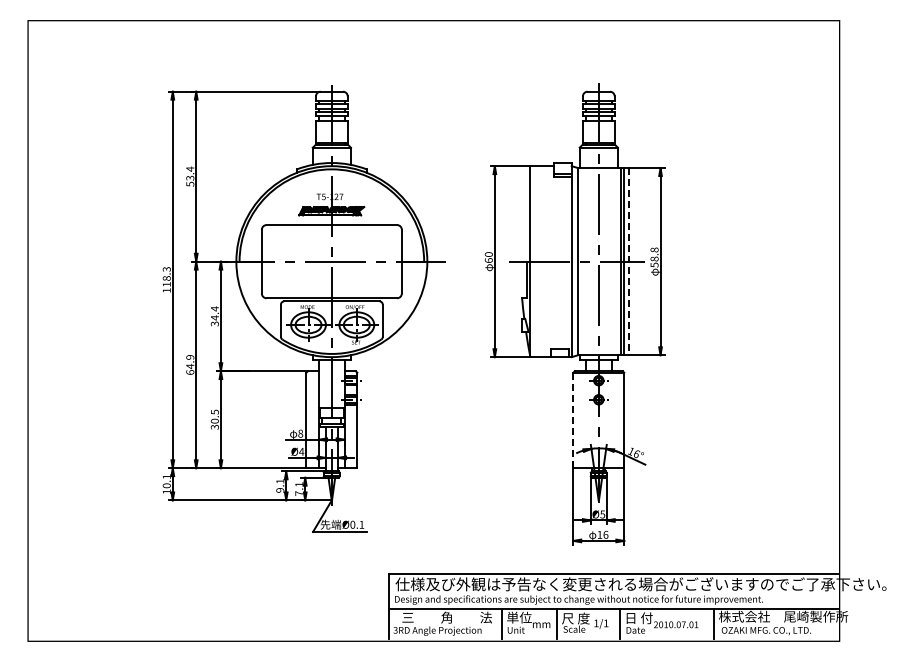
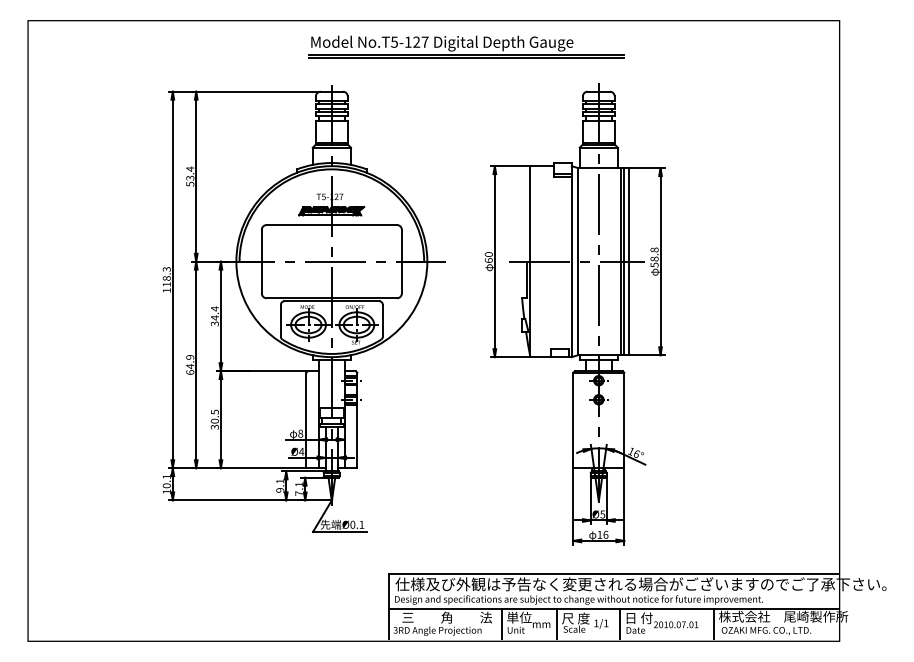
part: none -> present (466, 46)
line: dashed -> solid (629, 261)
line: dashed -> solid (573, 420)
